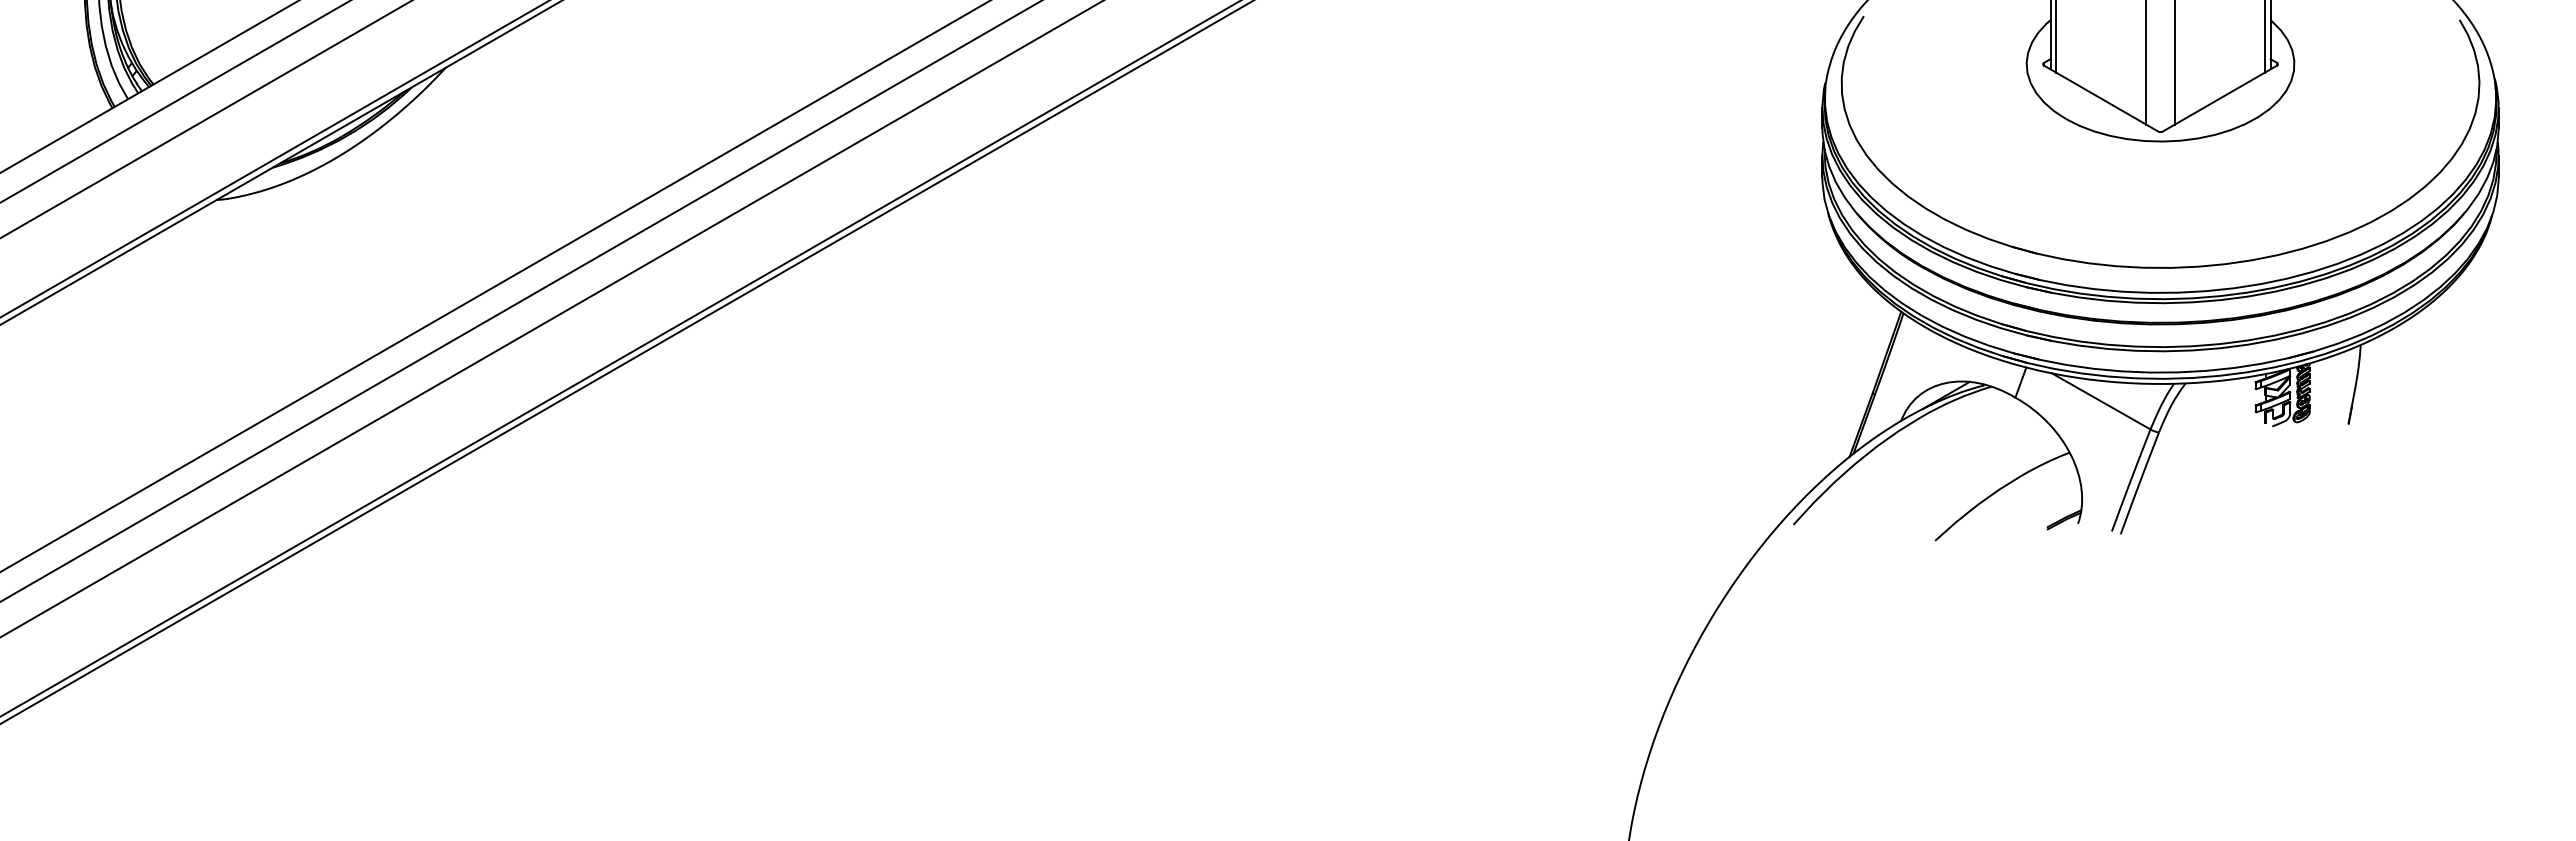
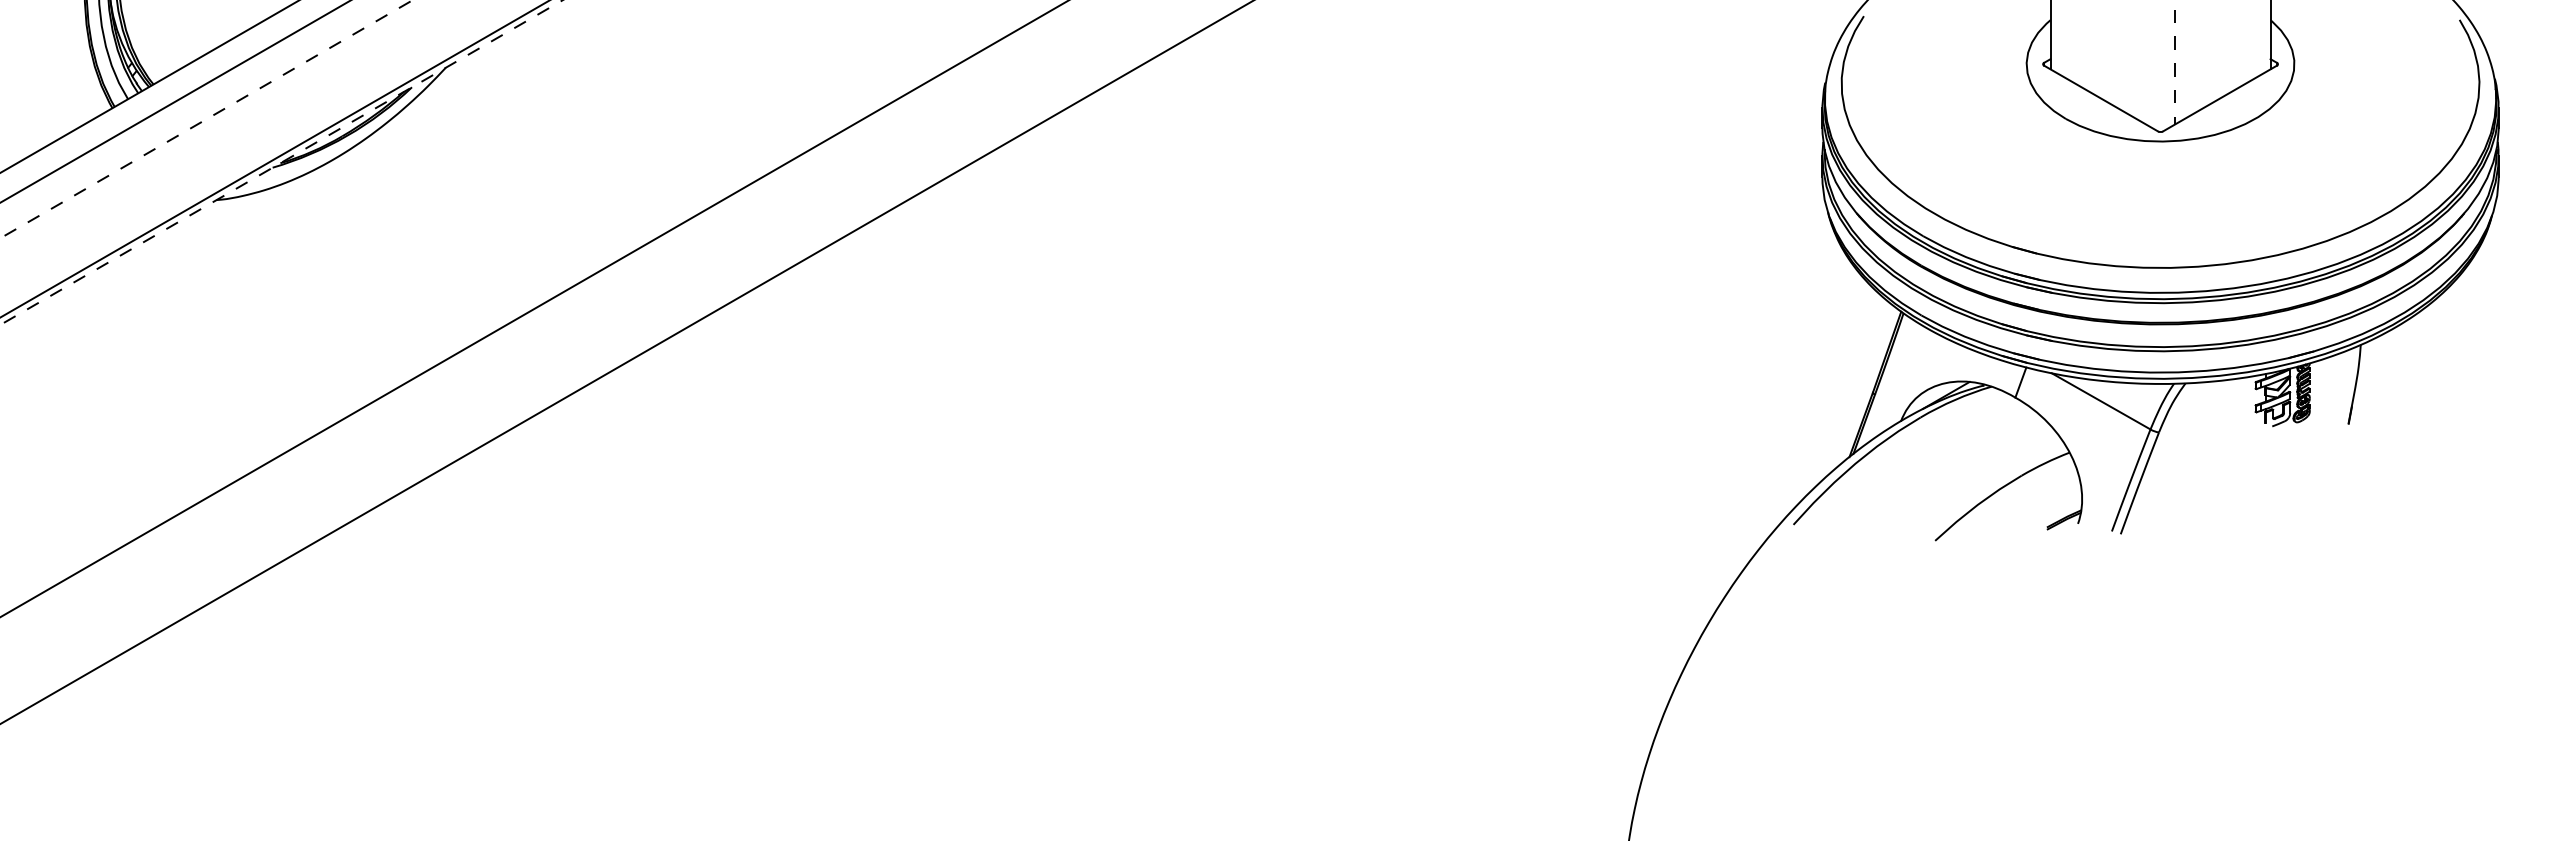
line: present -> none (2056, 37)
line: present -> none (2264, 37)
line: solid -> dashed (2174, 62)
line: present -> none (2146, 63)
line: solid -> dashed (206, 119)
line: solid -> dashed (281, 162)
line: present -> none (494, 286)
line: present -> none (520, 301)
line position: (551, 319) -> (533, 309) (533, 309)
line: present -> none (619, 358)
